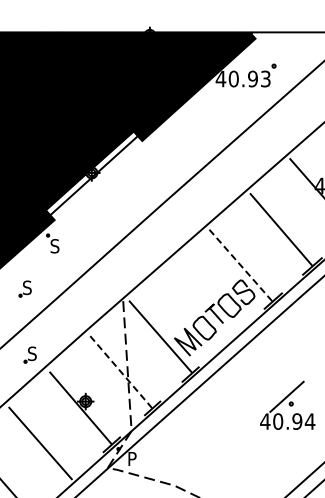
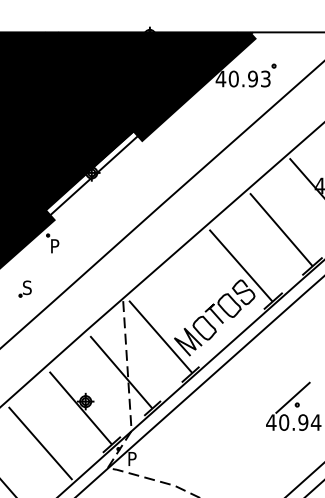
text: S -> P (54, 246)
line: dashed -> solid (241, 265)
part: present -> none (29, 354)
line: dashed -> solid (121, 372)
part position: (287, 404) -> (293, 405) (293, 405)
